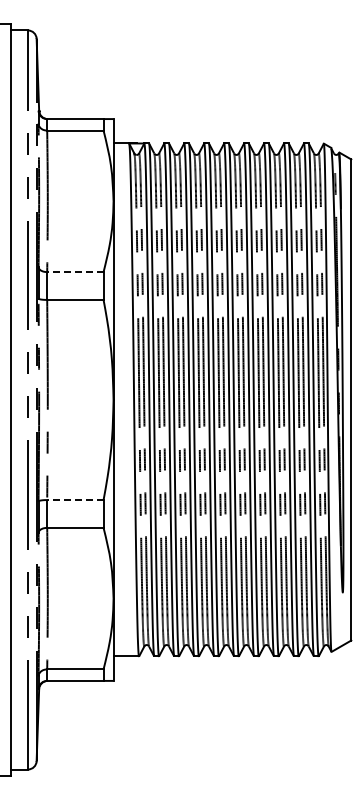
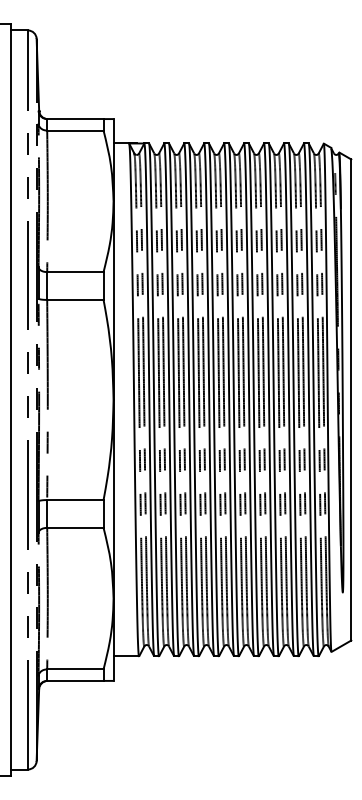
line: dashed -> solid (74, 272)
line: dashed -> solid (74, 500)
